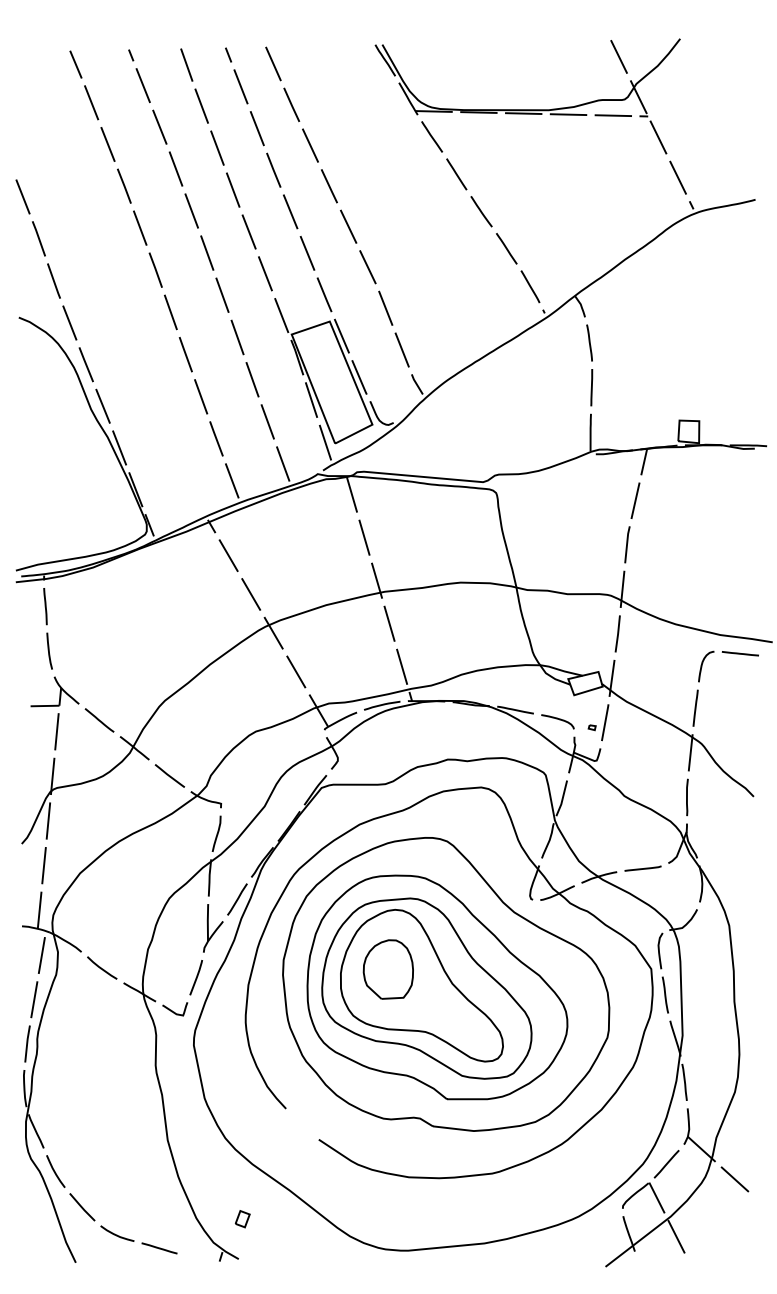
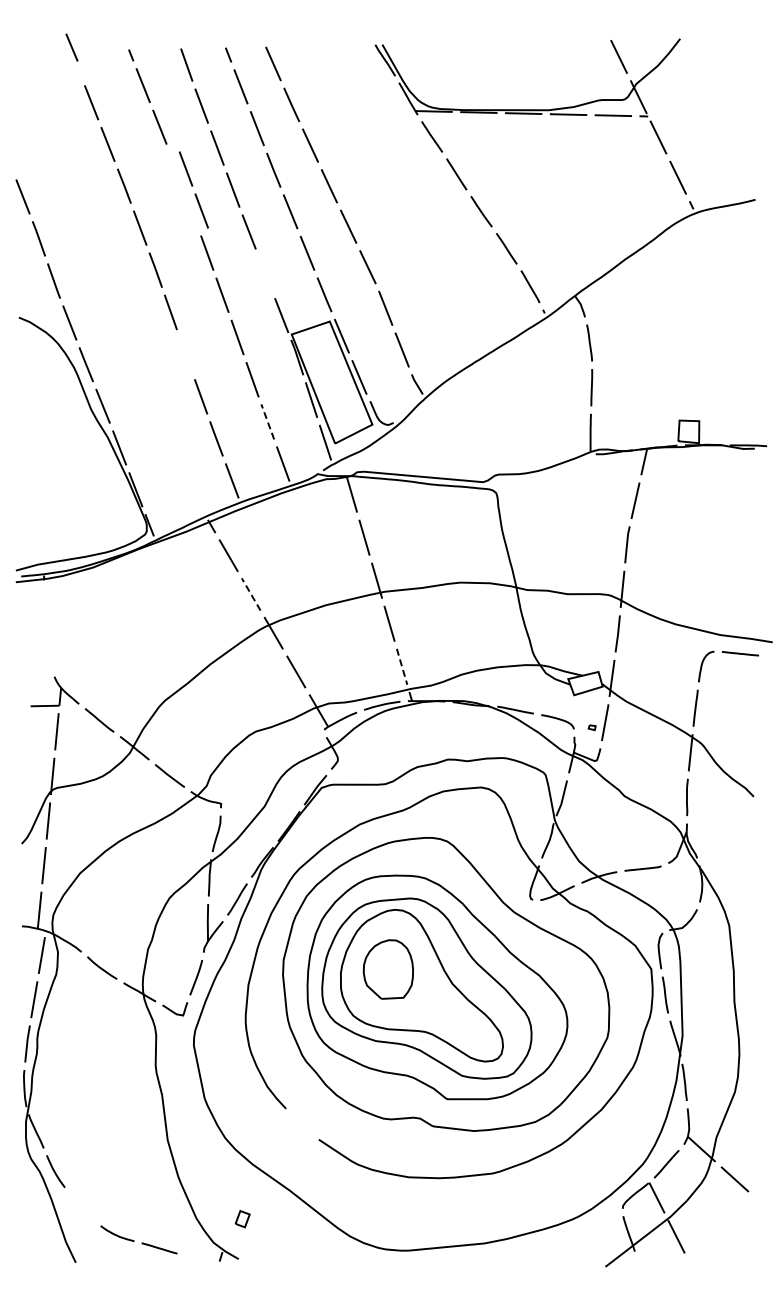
line position: (75, 64) -> (71, 47) (71, 47)
line position: (183, 186) -> (193, 186) (193, 186)
line: present -> none (265, 273)
line: present -> none (185, 354)
line: solid -> dashed (267, 421)
line: solid -> dashed (251, 594)
part: present -> none (47, 628)
line: solid -> dashed (402, 666)
line: present -> none (82, 1207)
